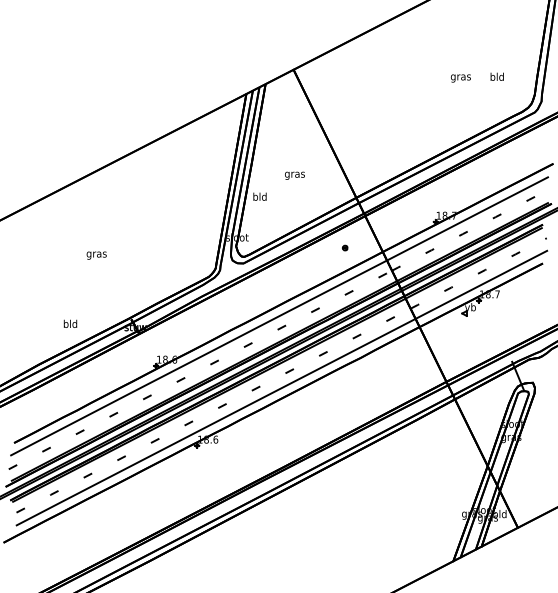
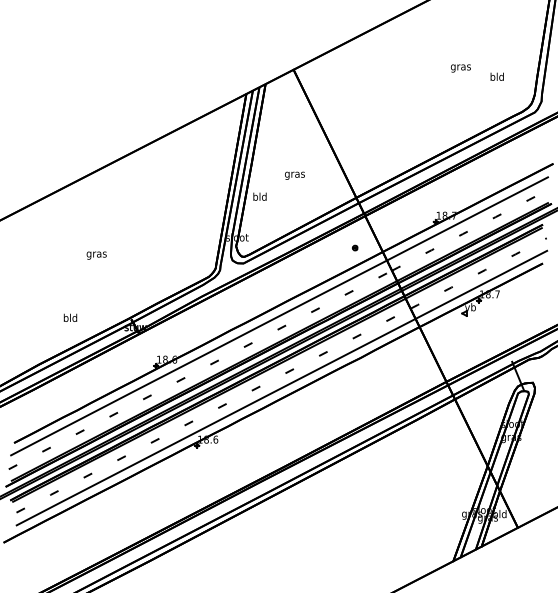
text position: (460, 78) -> (460, 68) (460, 68)
part position: (345, 247) -> (355, 247) (355, 247)
text position: (70, 323) -> (70, 317) (70, 317)
